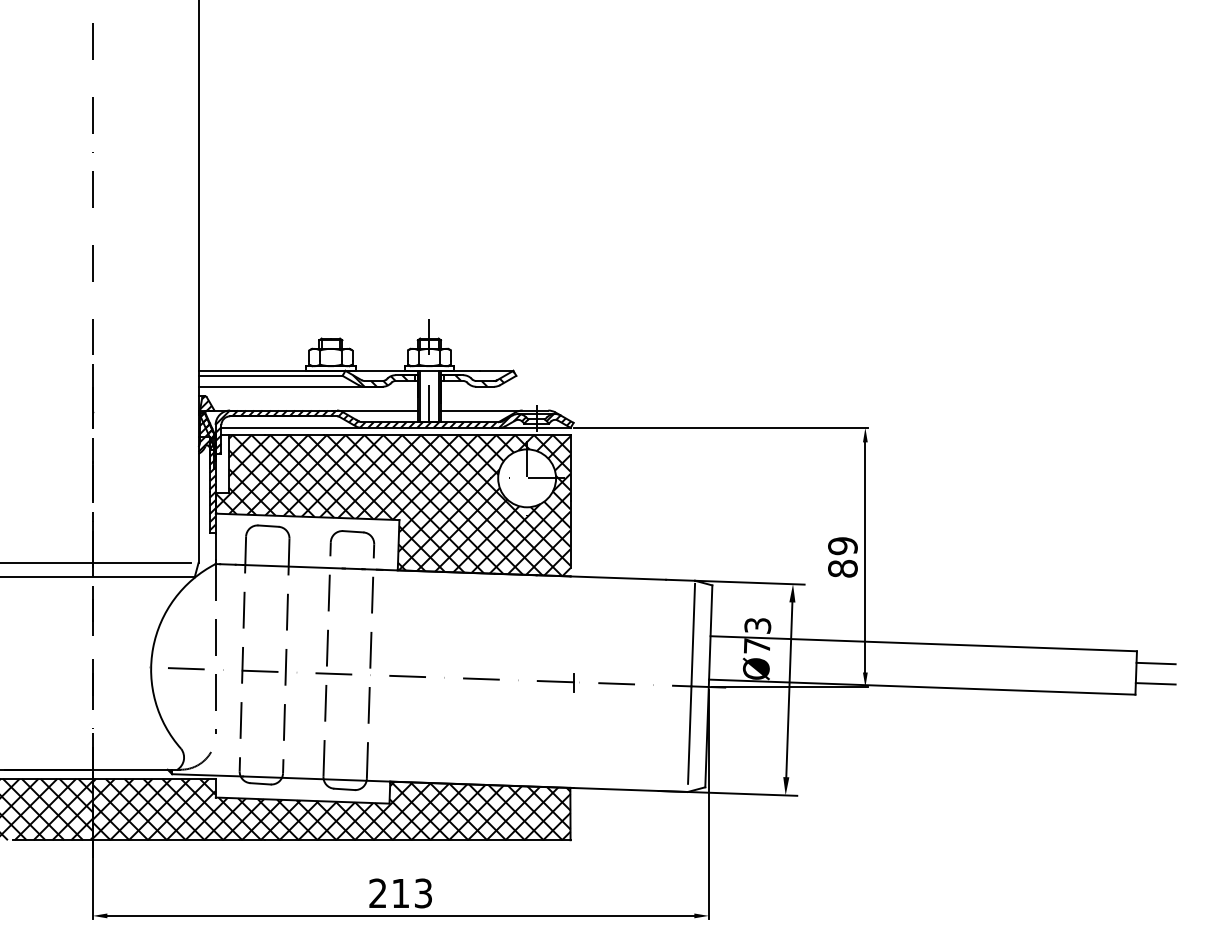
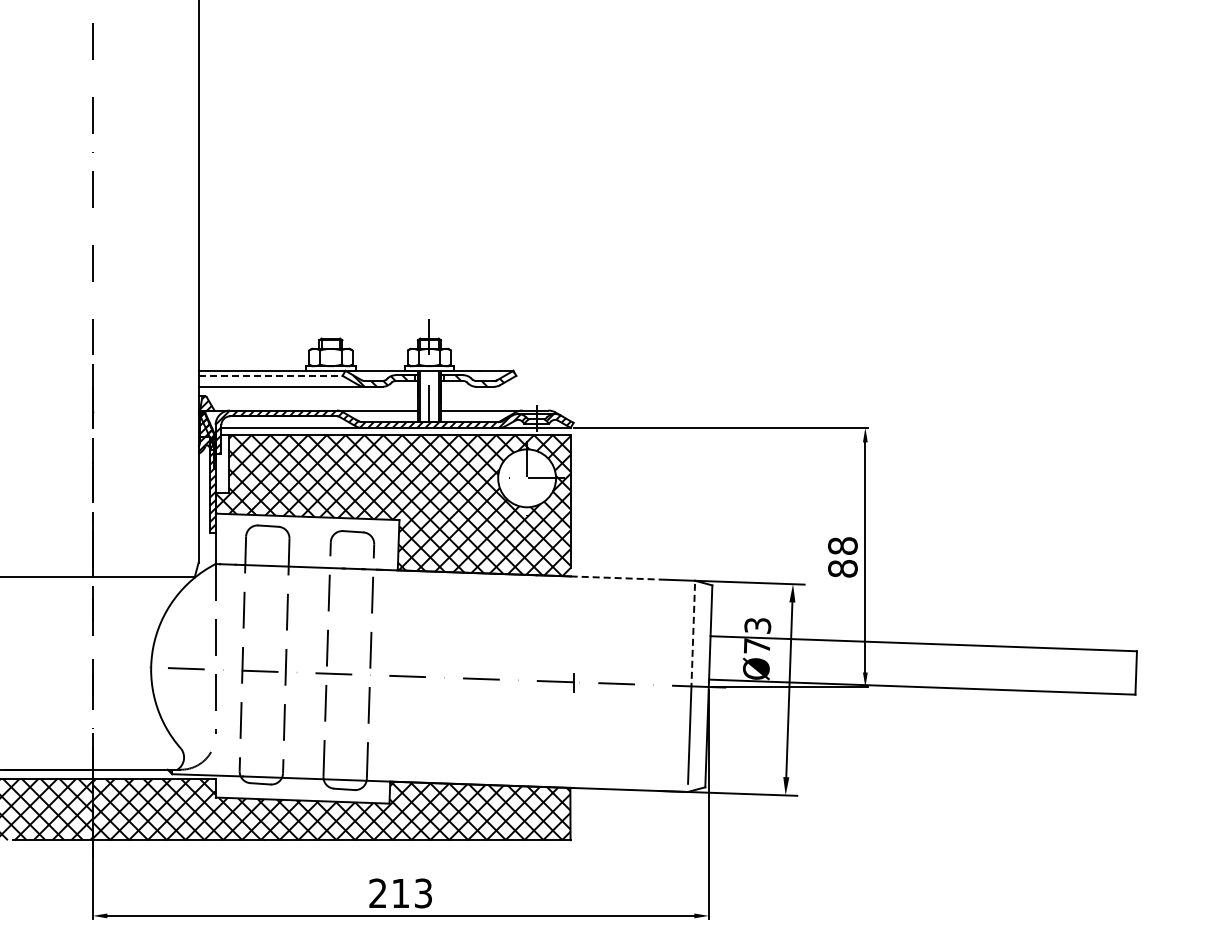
line: solid -> dashed (271, 375)
text: 89 -> 88 (842, 546)
line: present -> none (96, 563)
line: solid -> dashed (618, 578)
line: solid -> dashed (693, 635)
line: present -> none (1155, 663)
line: present -> none (1155, 683)
